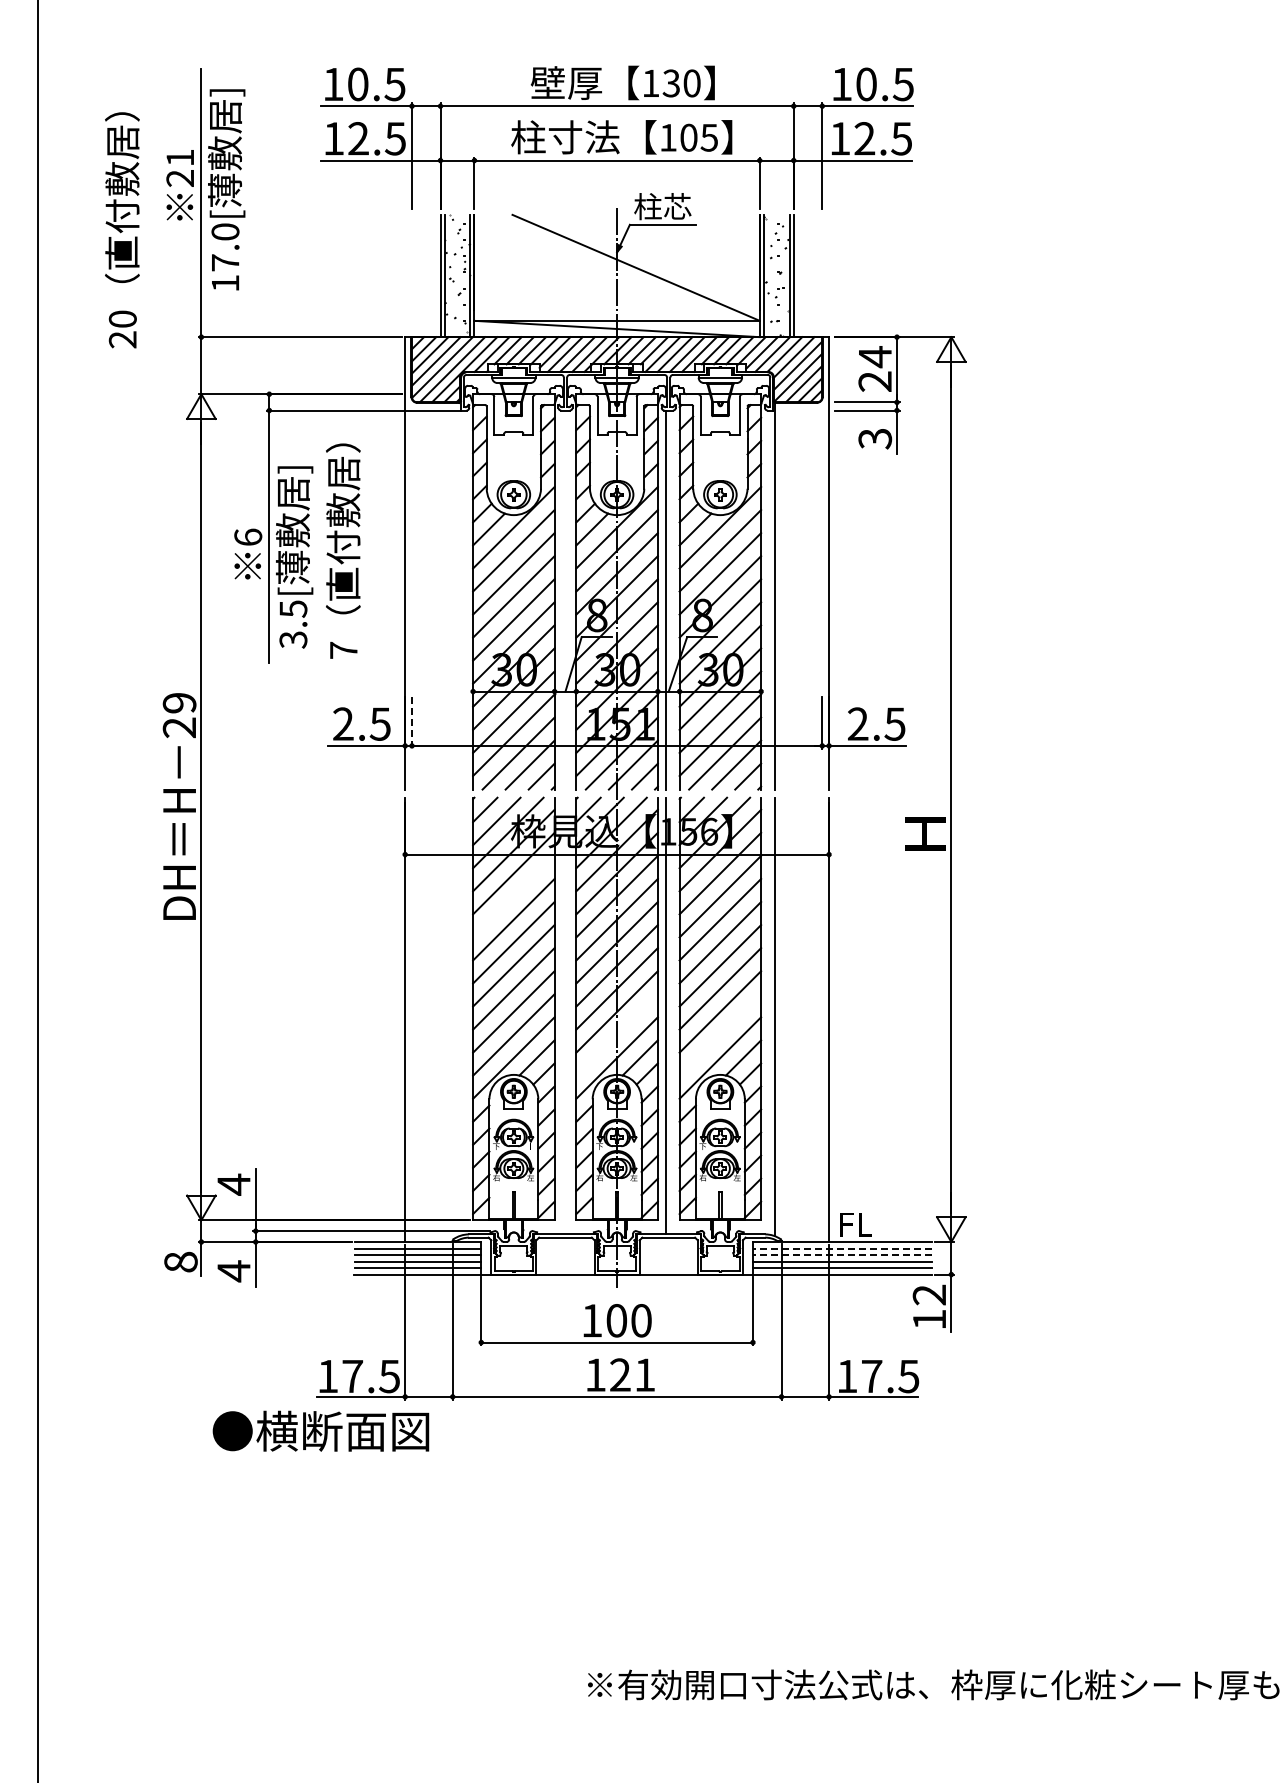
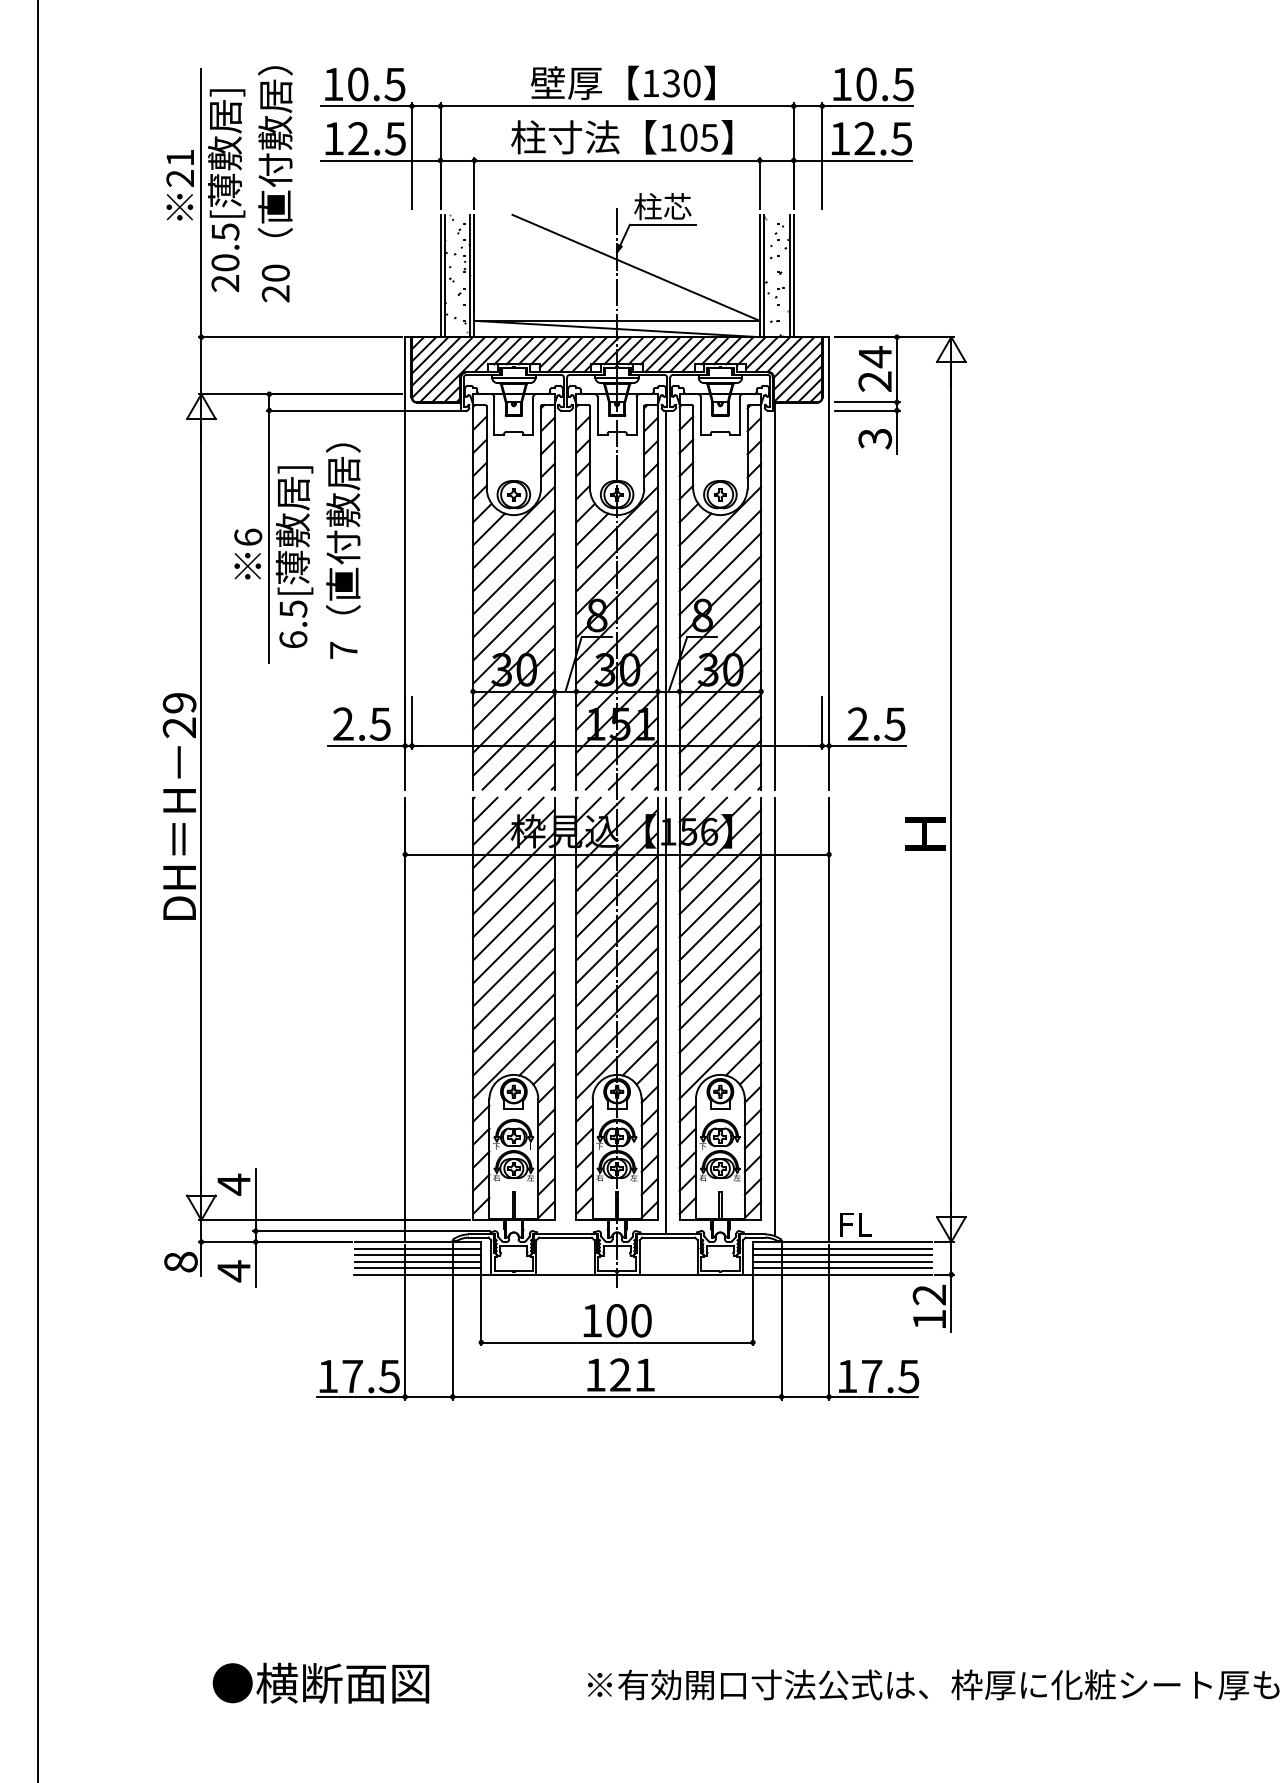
text position: (122, 230) -> (275, 184) (275, 184)
text: 17.0[ -> 20.5[ (225, 257)
text: 3.5[ -> 6.5[ (293, 639)
line: dashed -> solid (411, 722)
line: none -> present (513, 896)
line: none -> present (616, 1034)
line: none -> present (720, 1034)
line: dashed -> solid (842, 1248)
line: dashed -> solid (842, 1255)
text position: (320, 1430) -> (320, 1682) (320, 1682)
